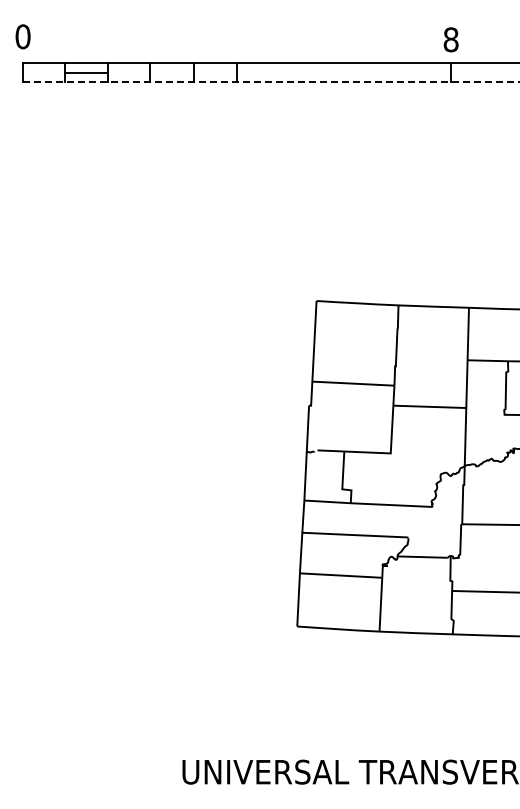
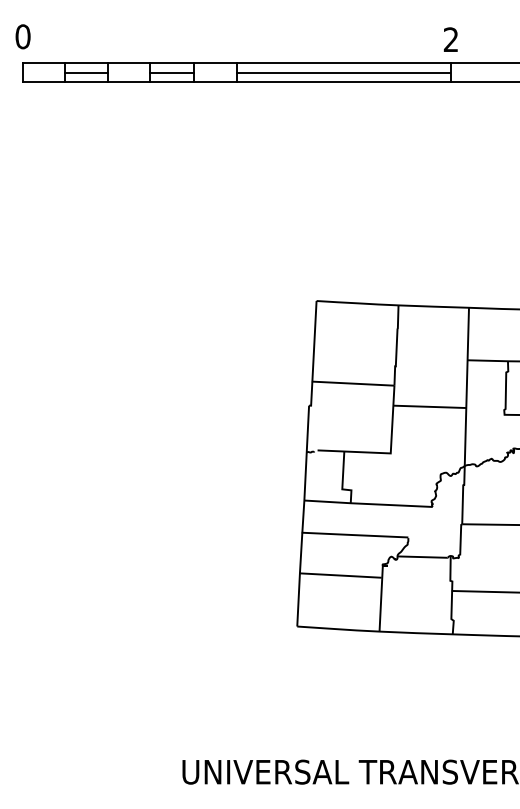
text: 8 -> 2 (450, 39)
line: none -> present (171, 72)
line: none -> present (343, 72)
line: dashed -> solid (271, 82)
